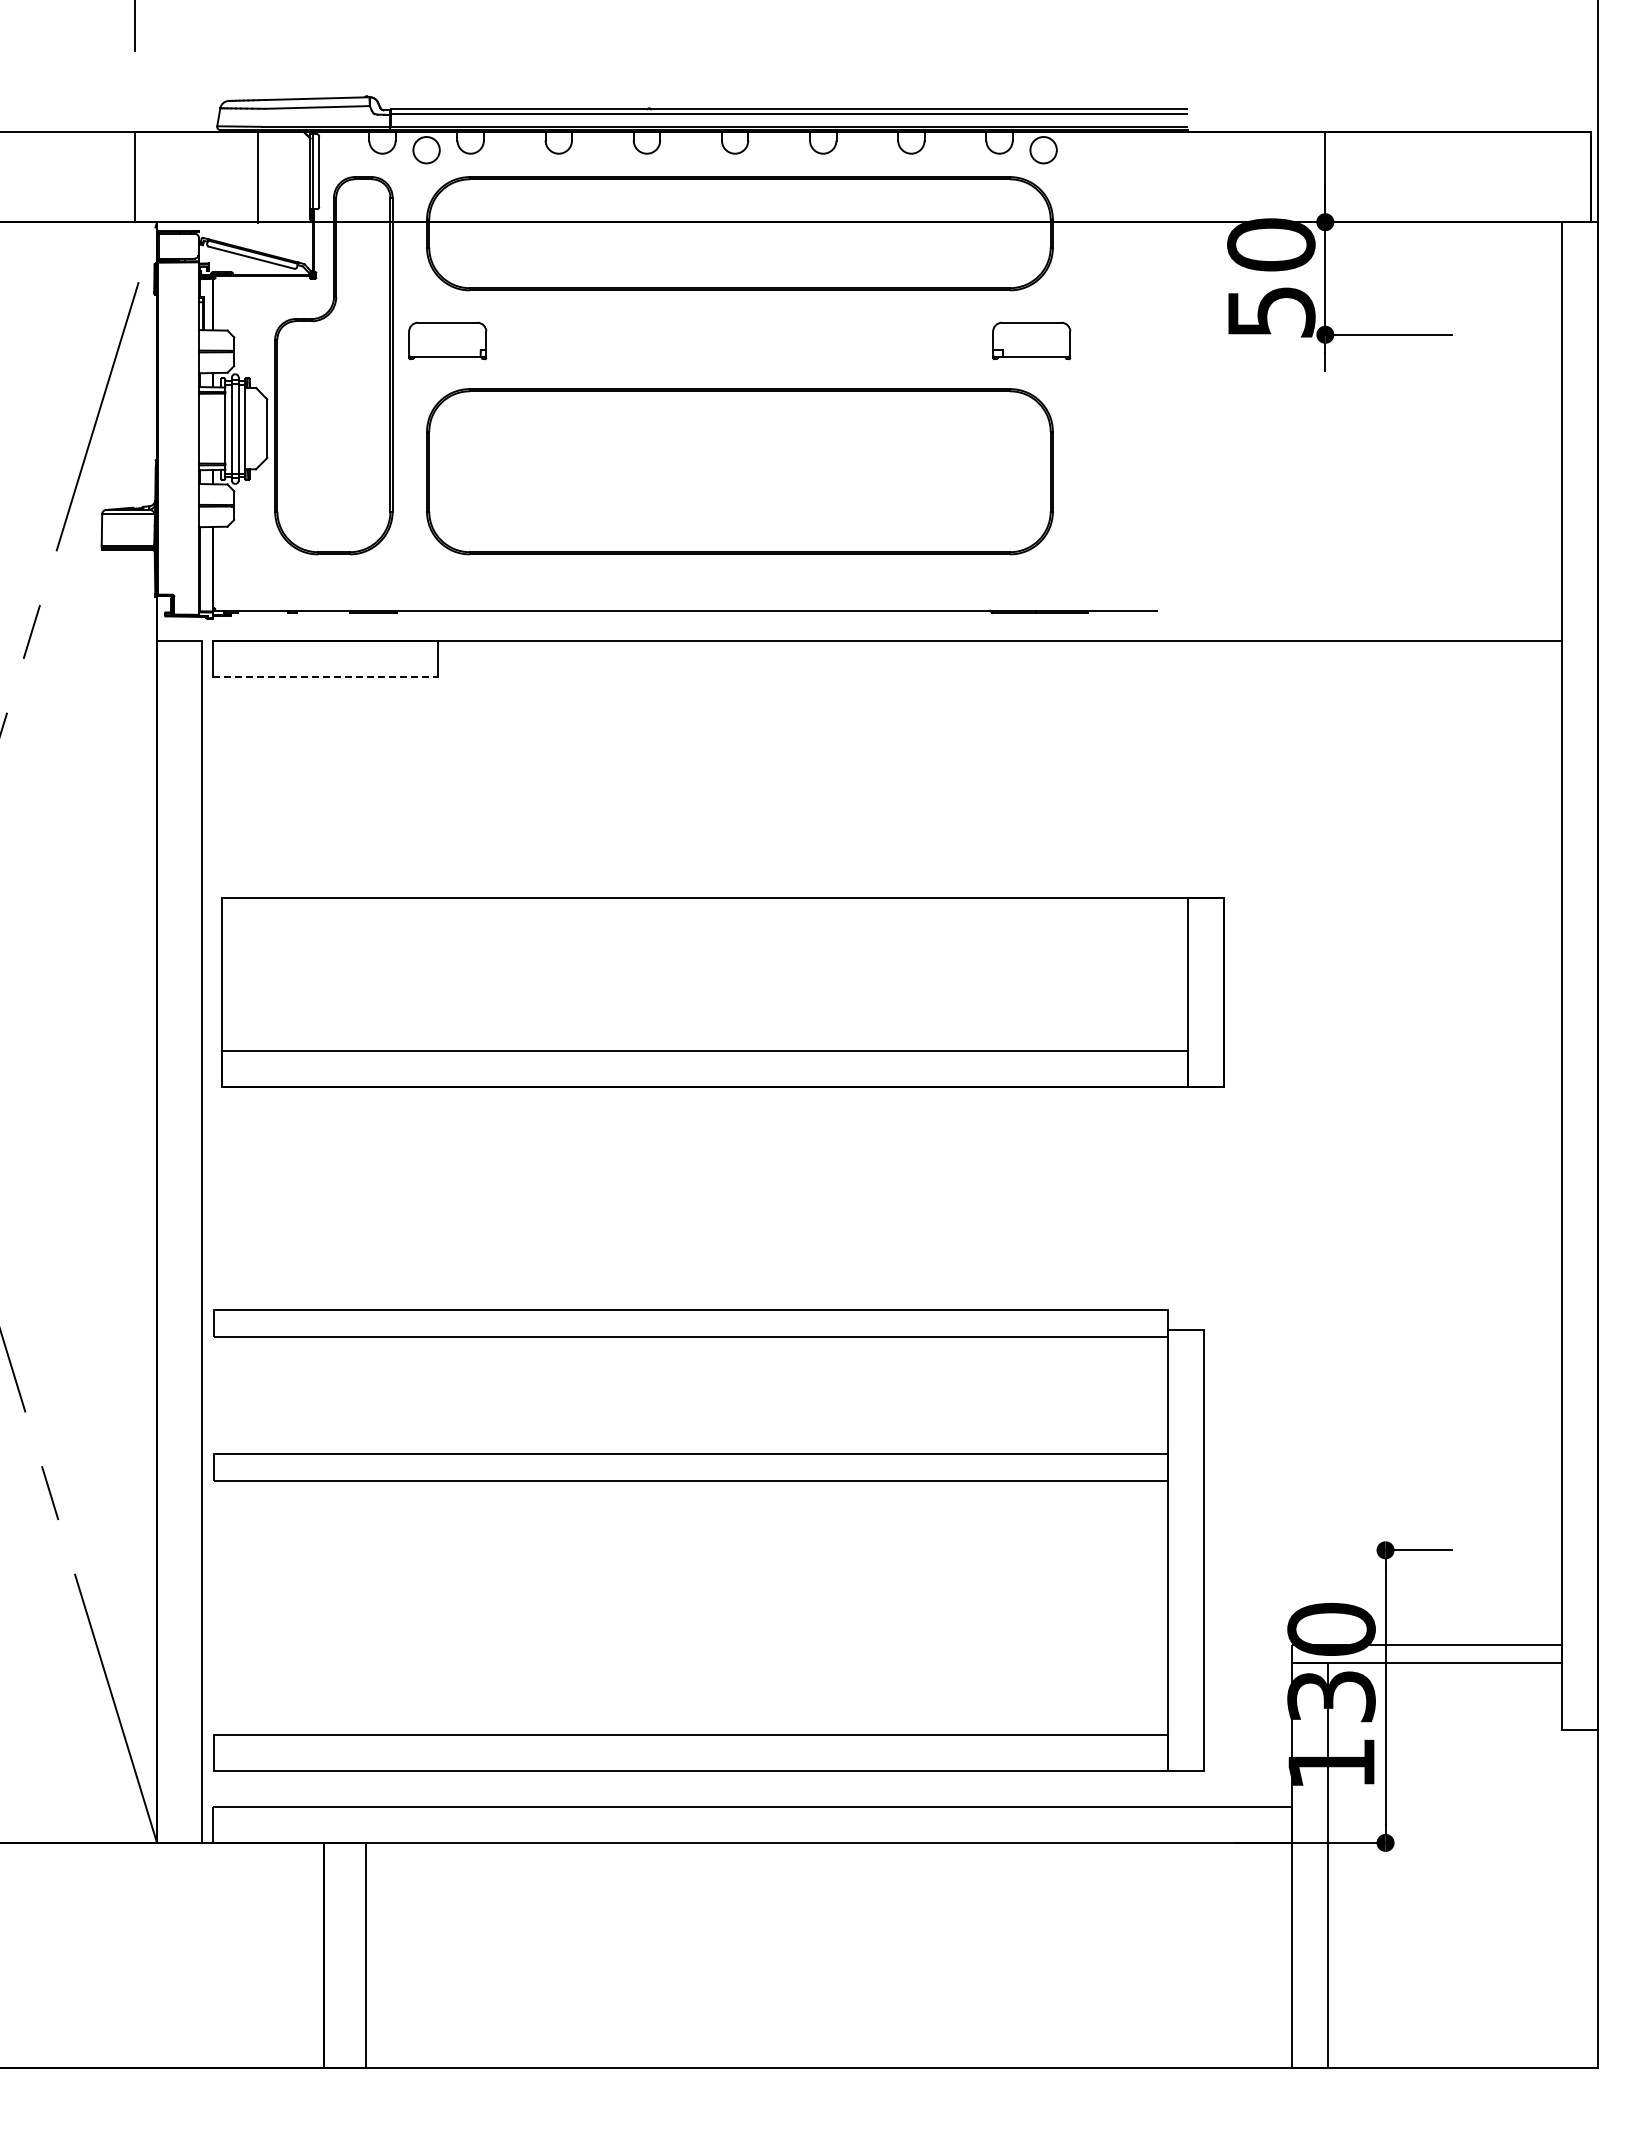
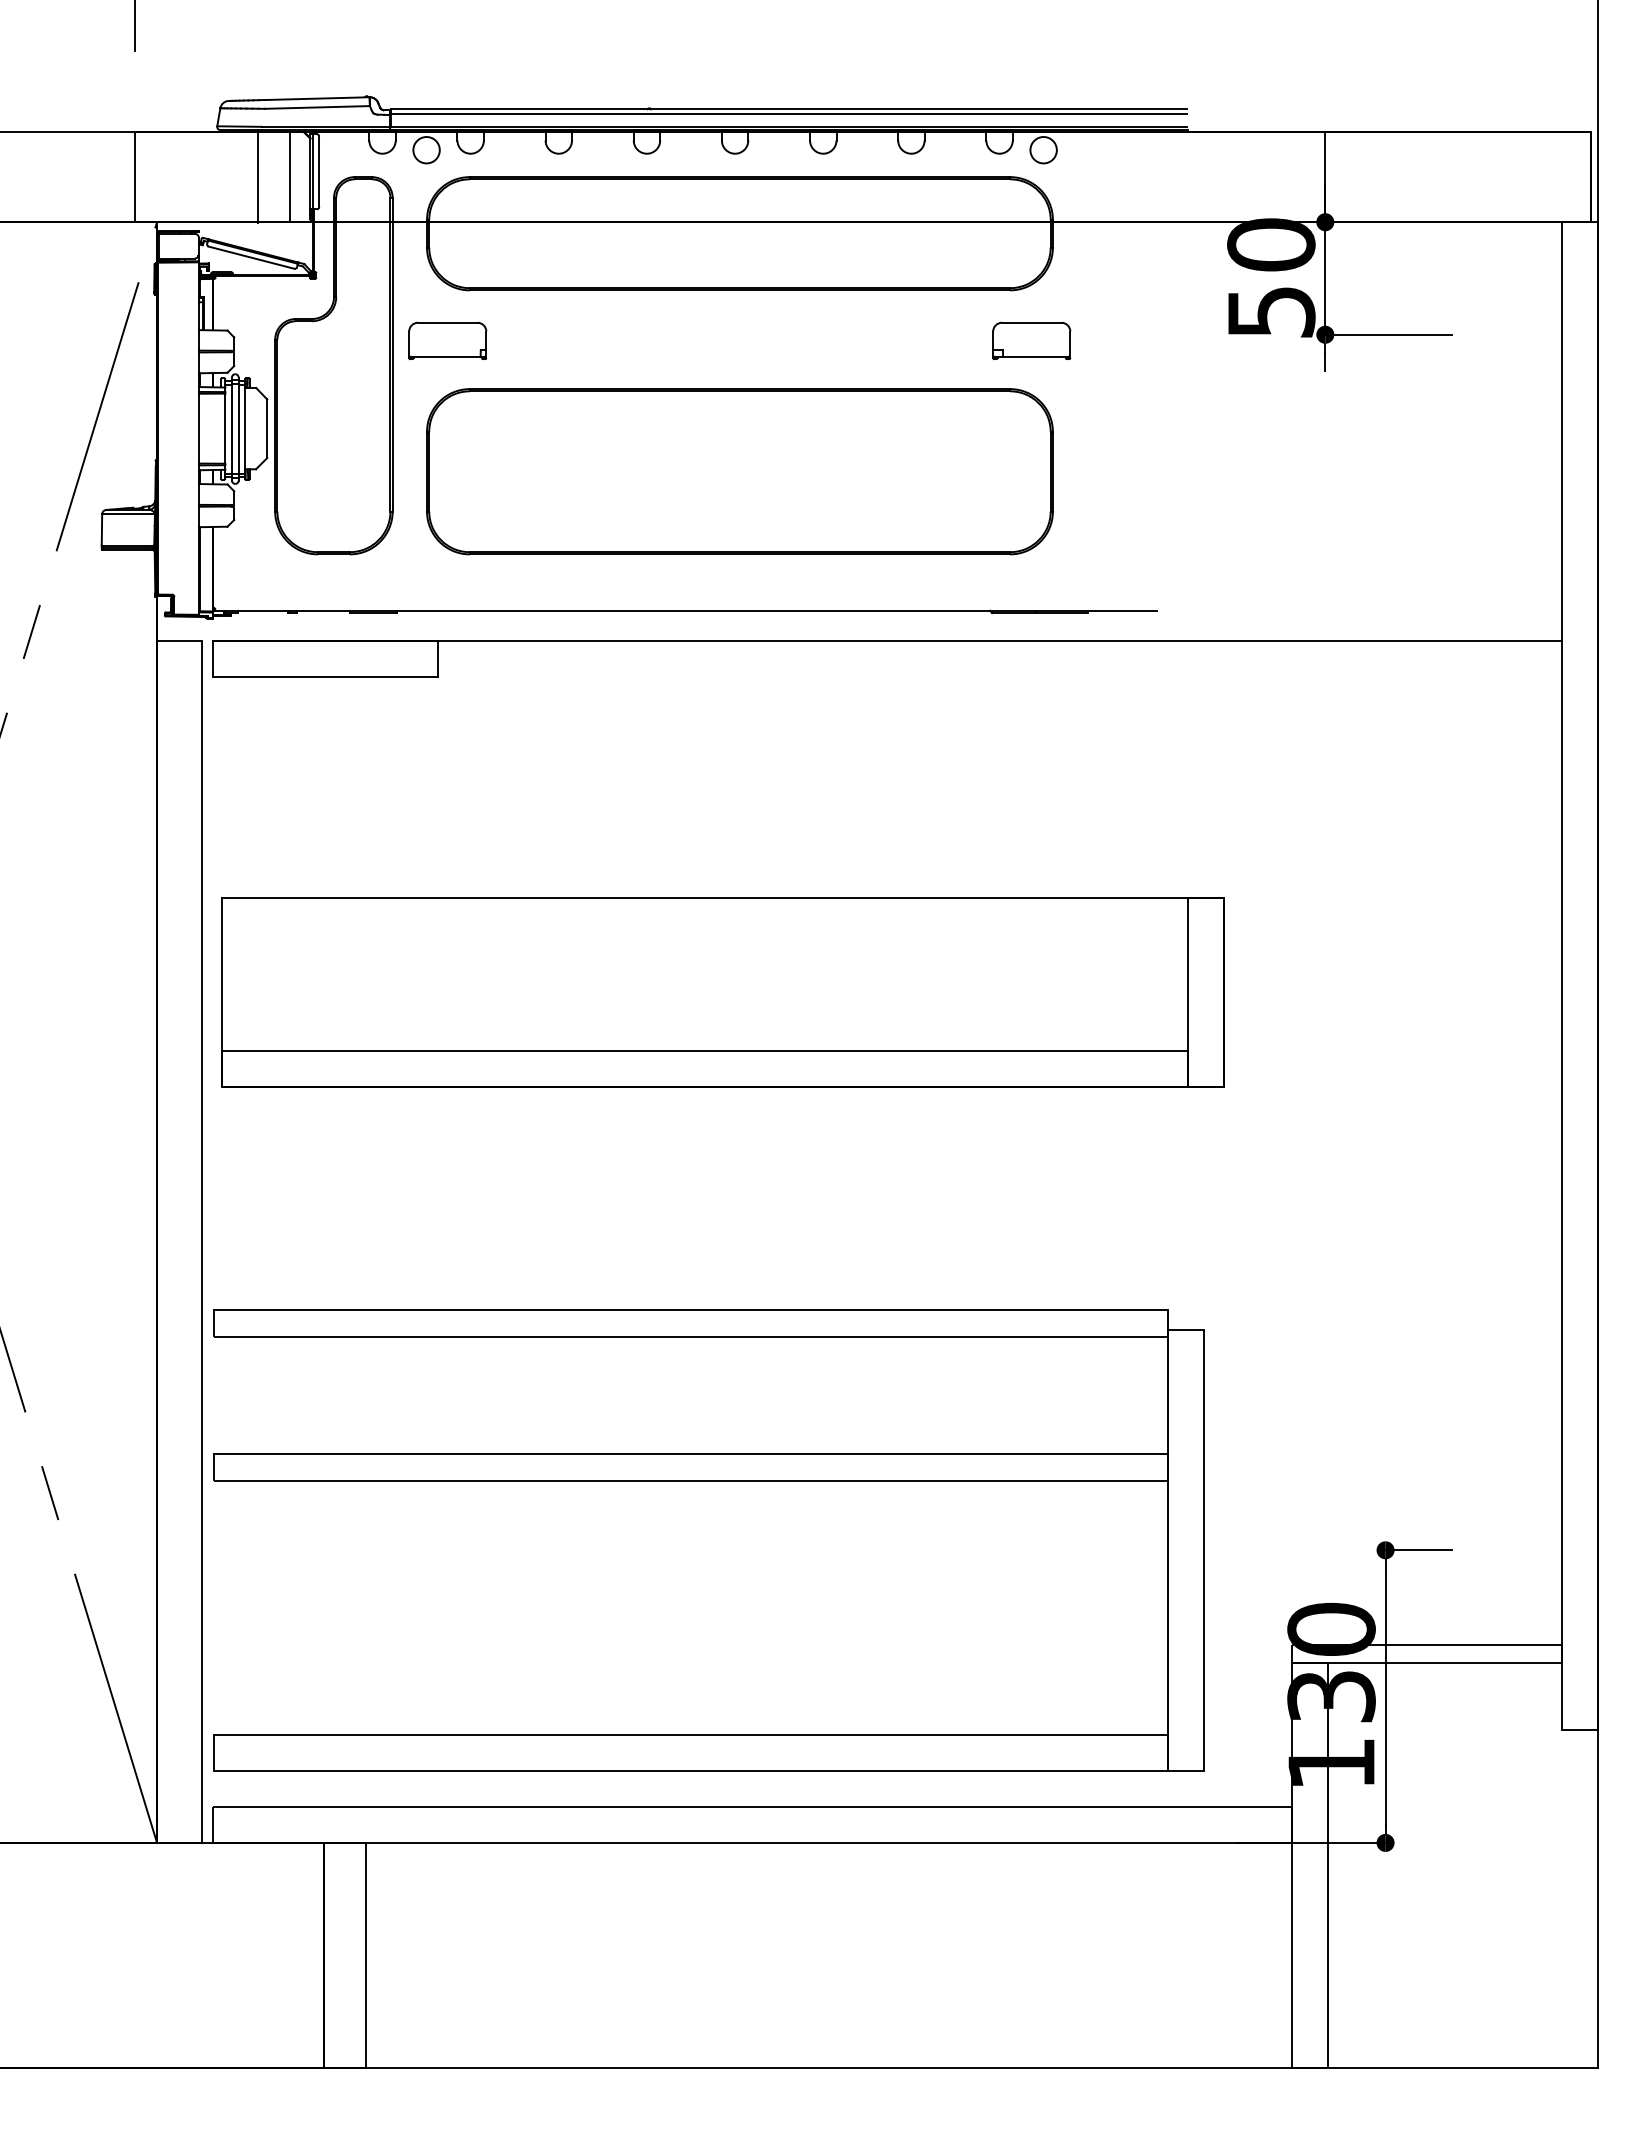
line: none -> present (289, 177)
line: dashed -> solid (325, 676)
